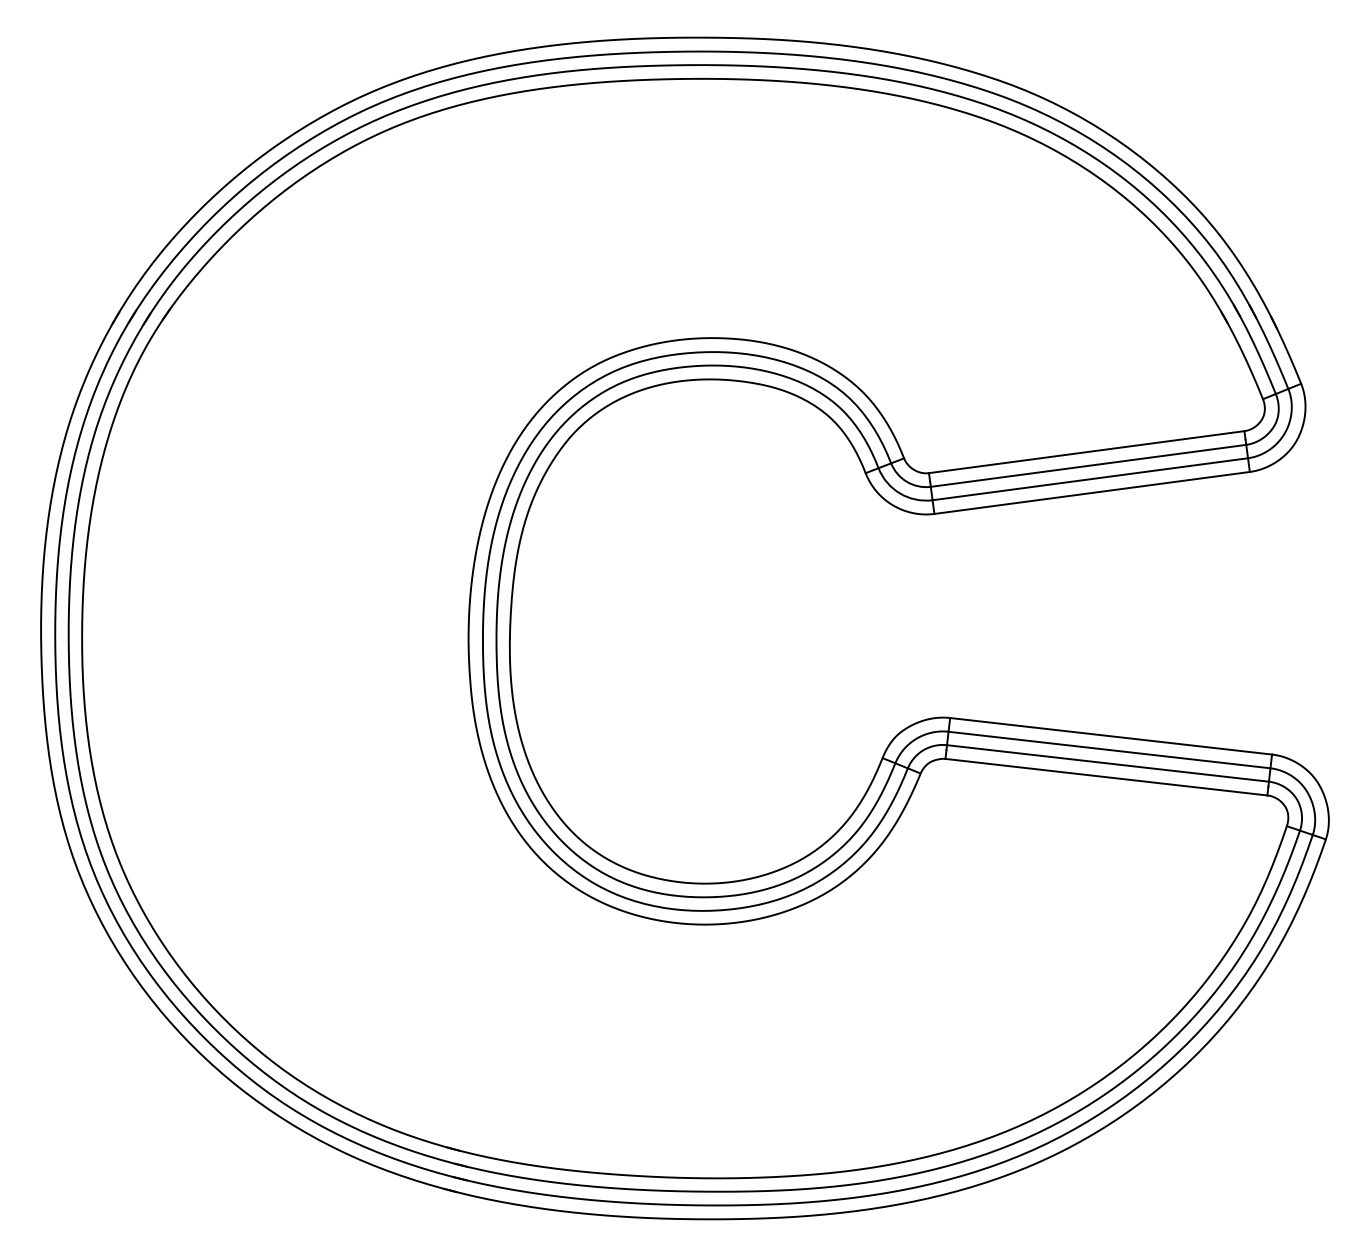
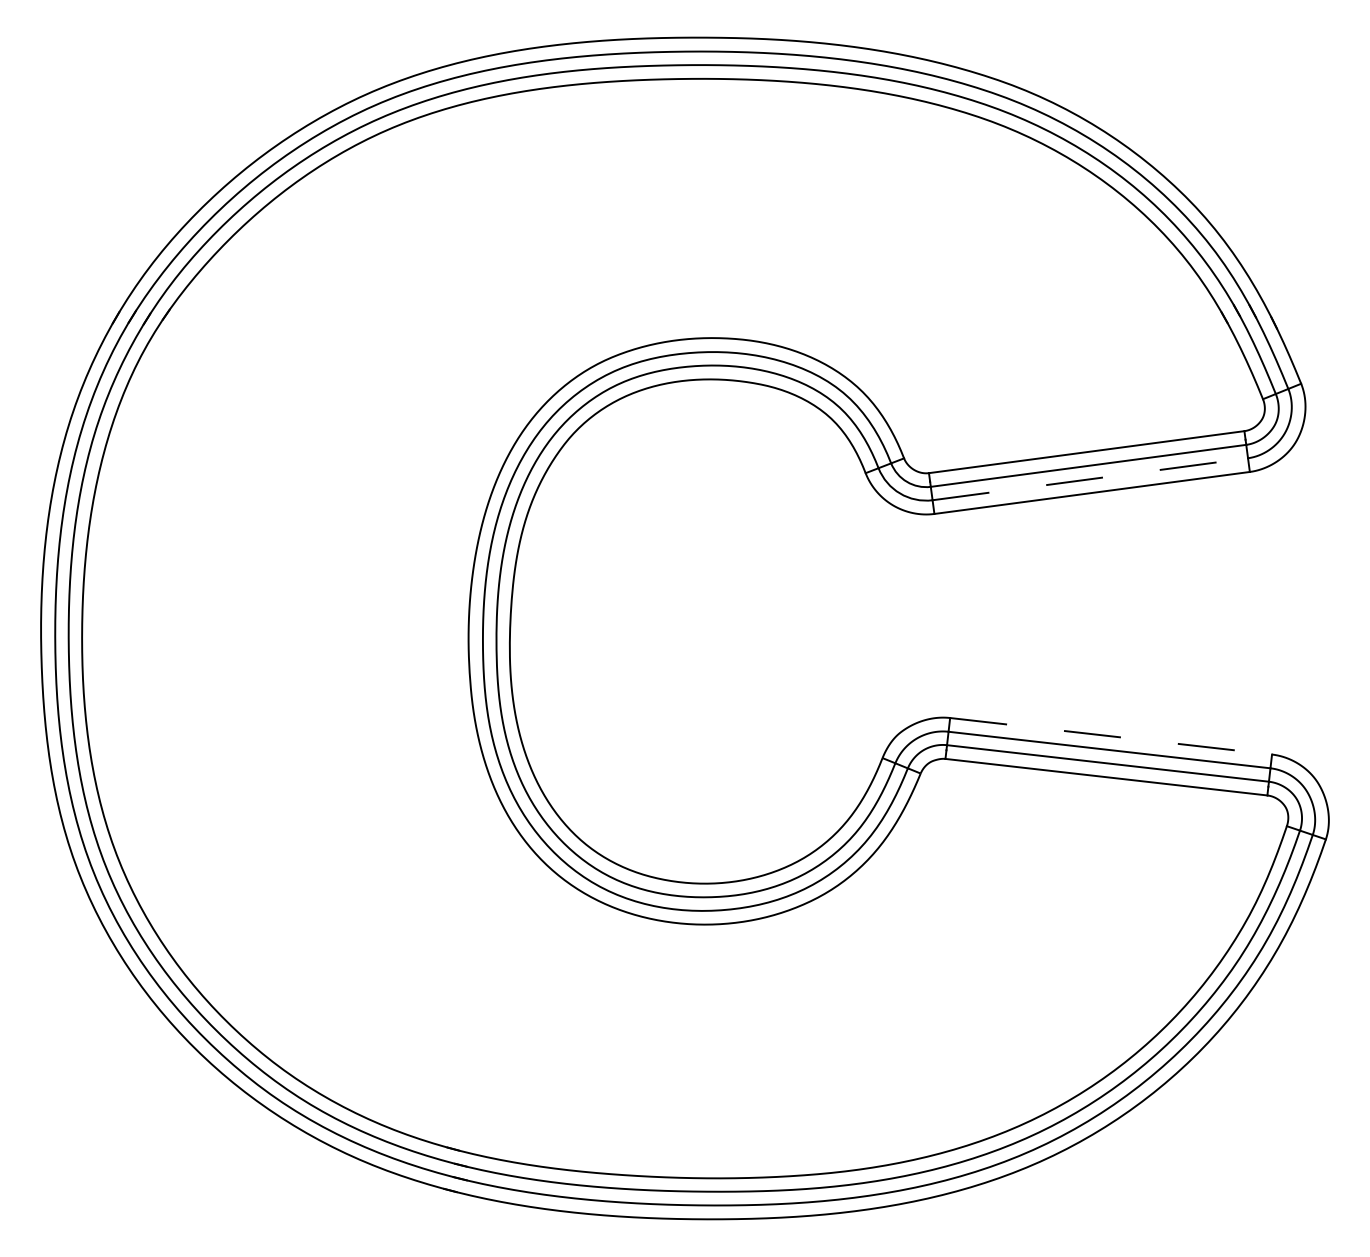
line: solid -> dashed (1090, 479)
line: solid -> dashed (1111, 736)
